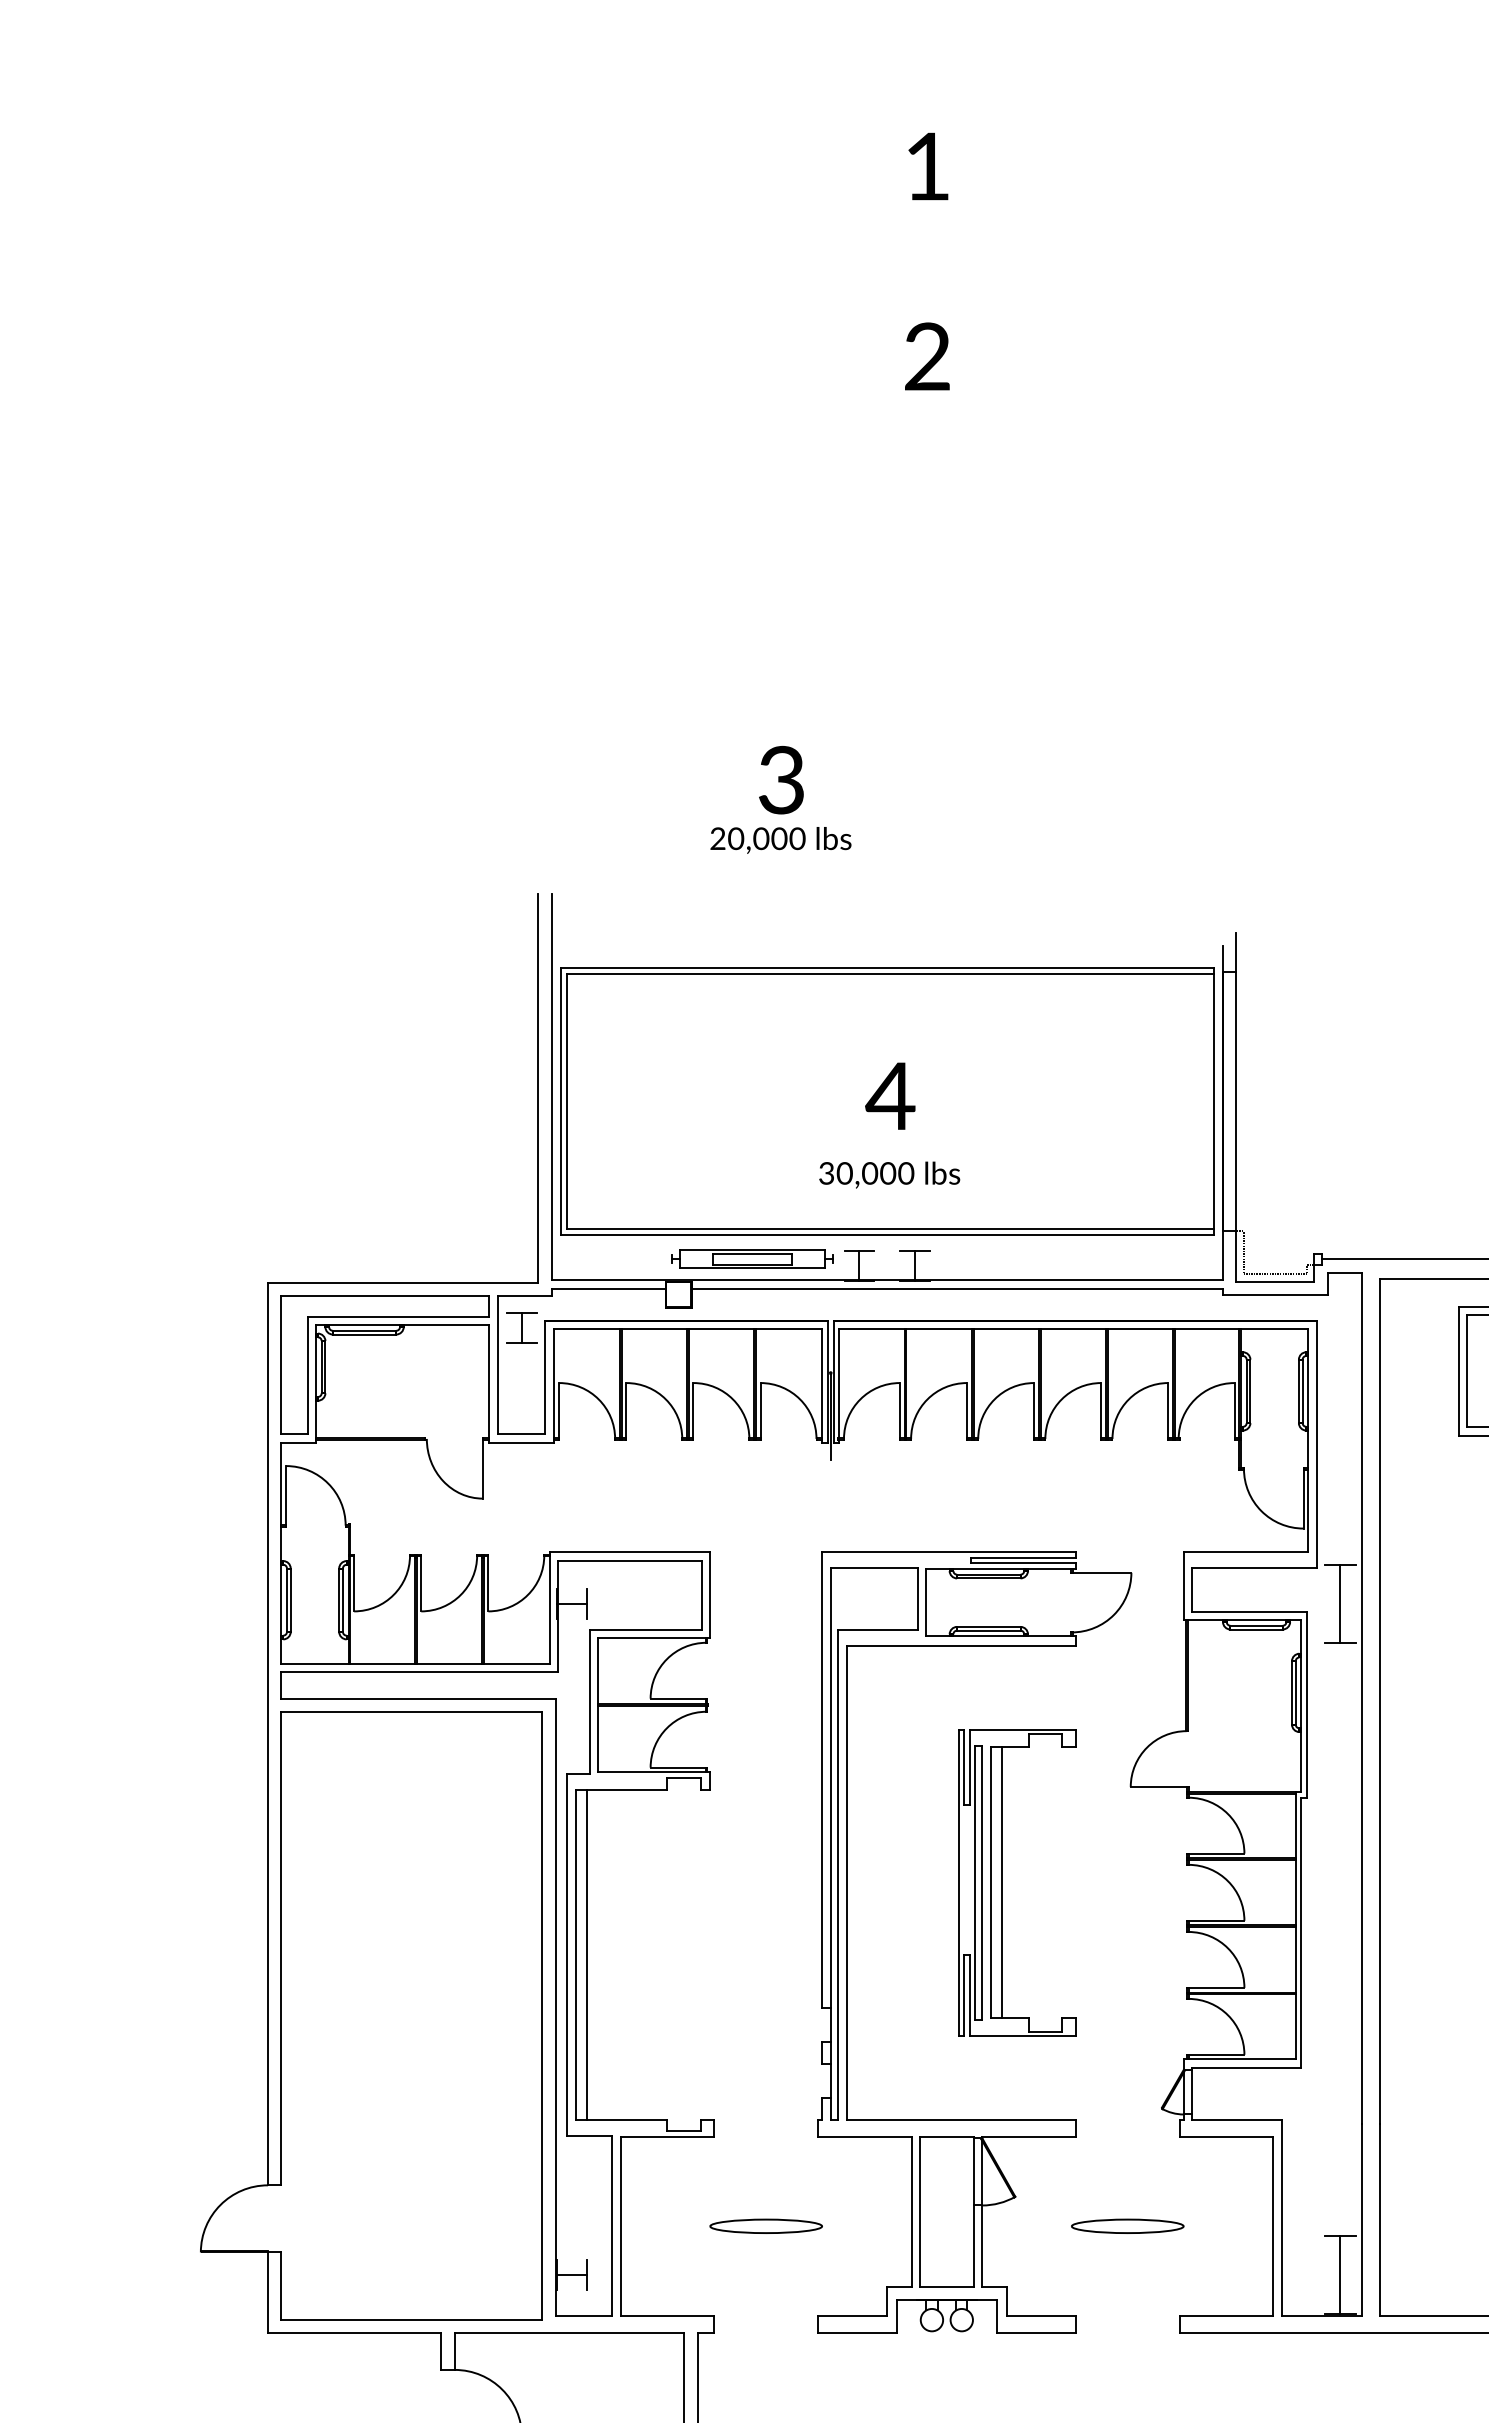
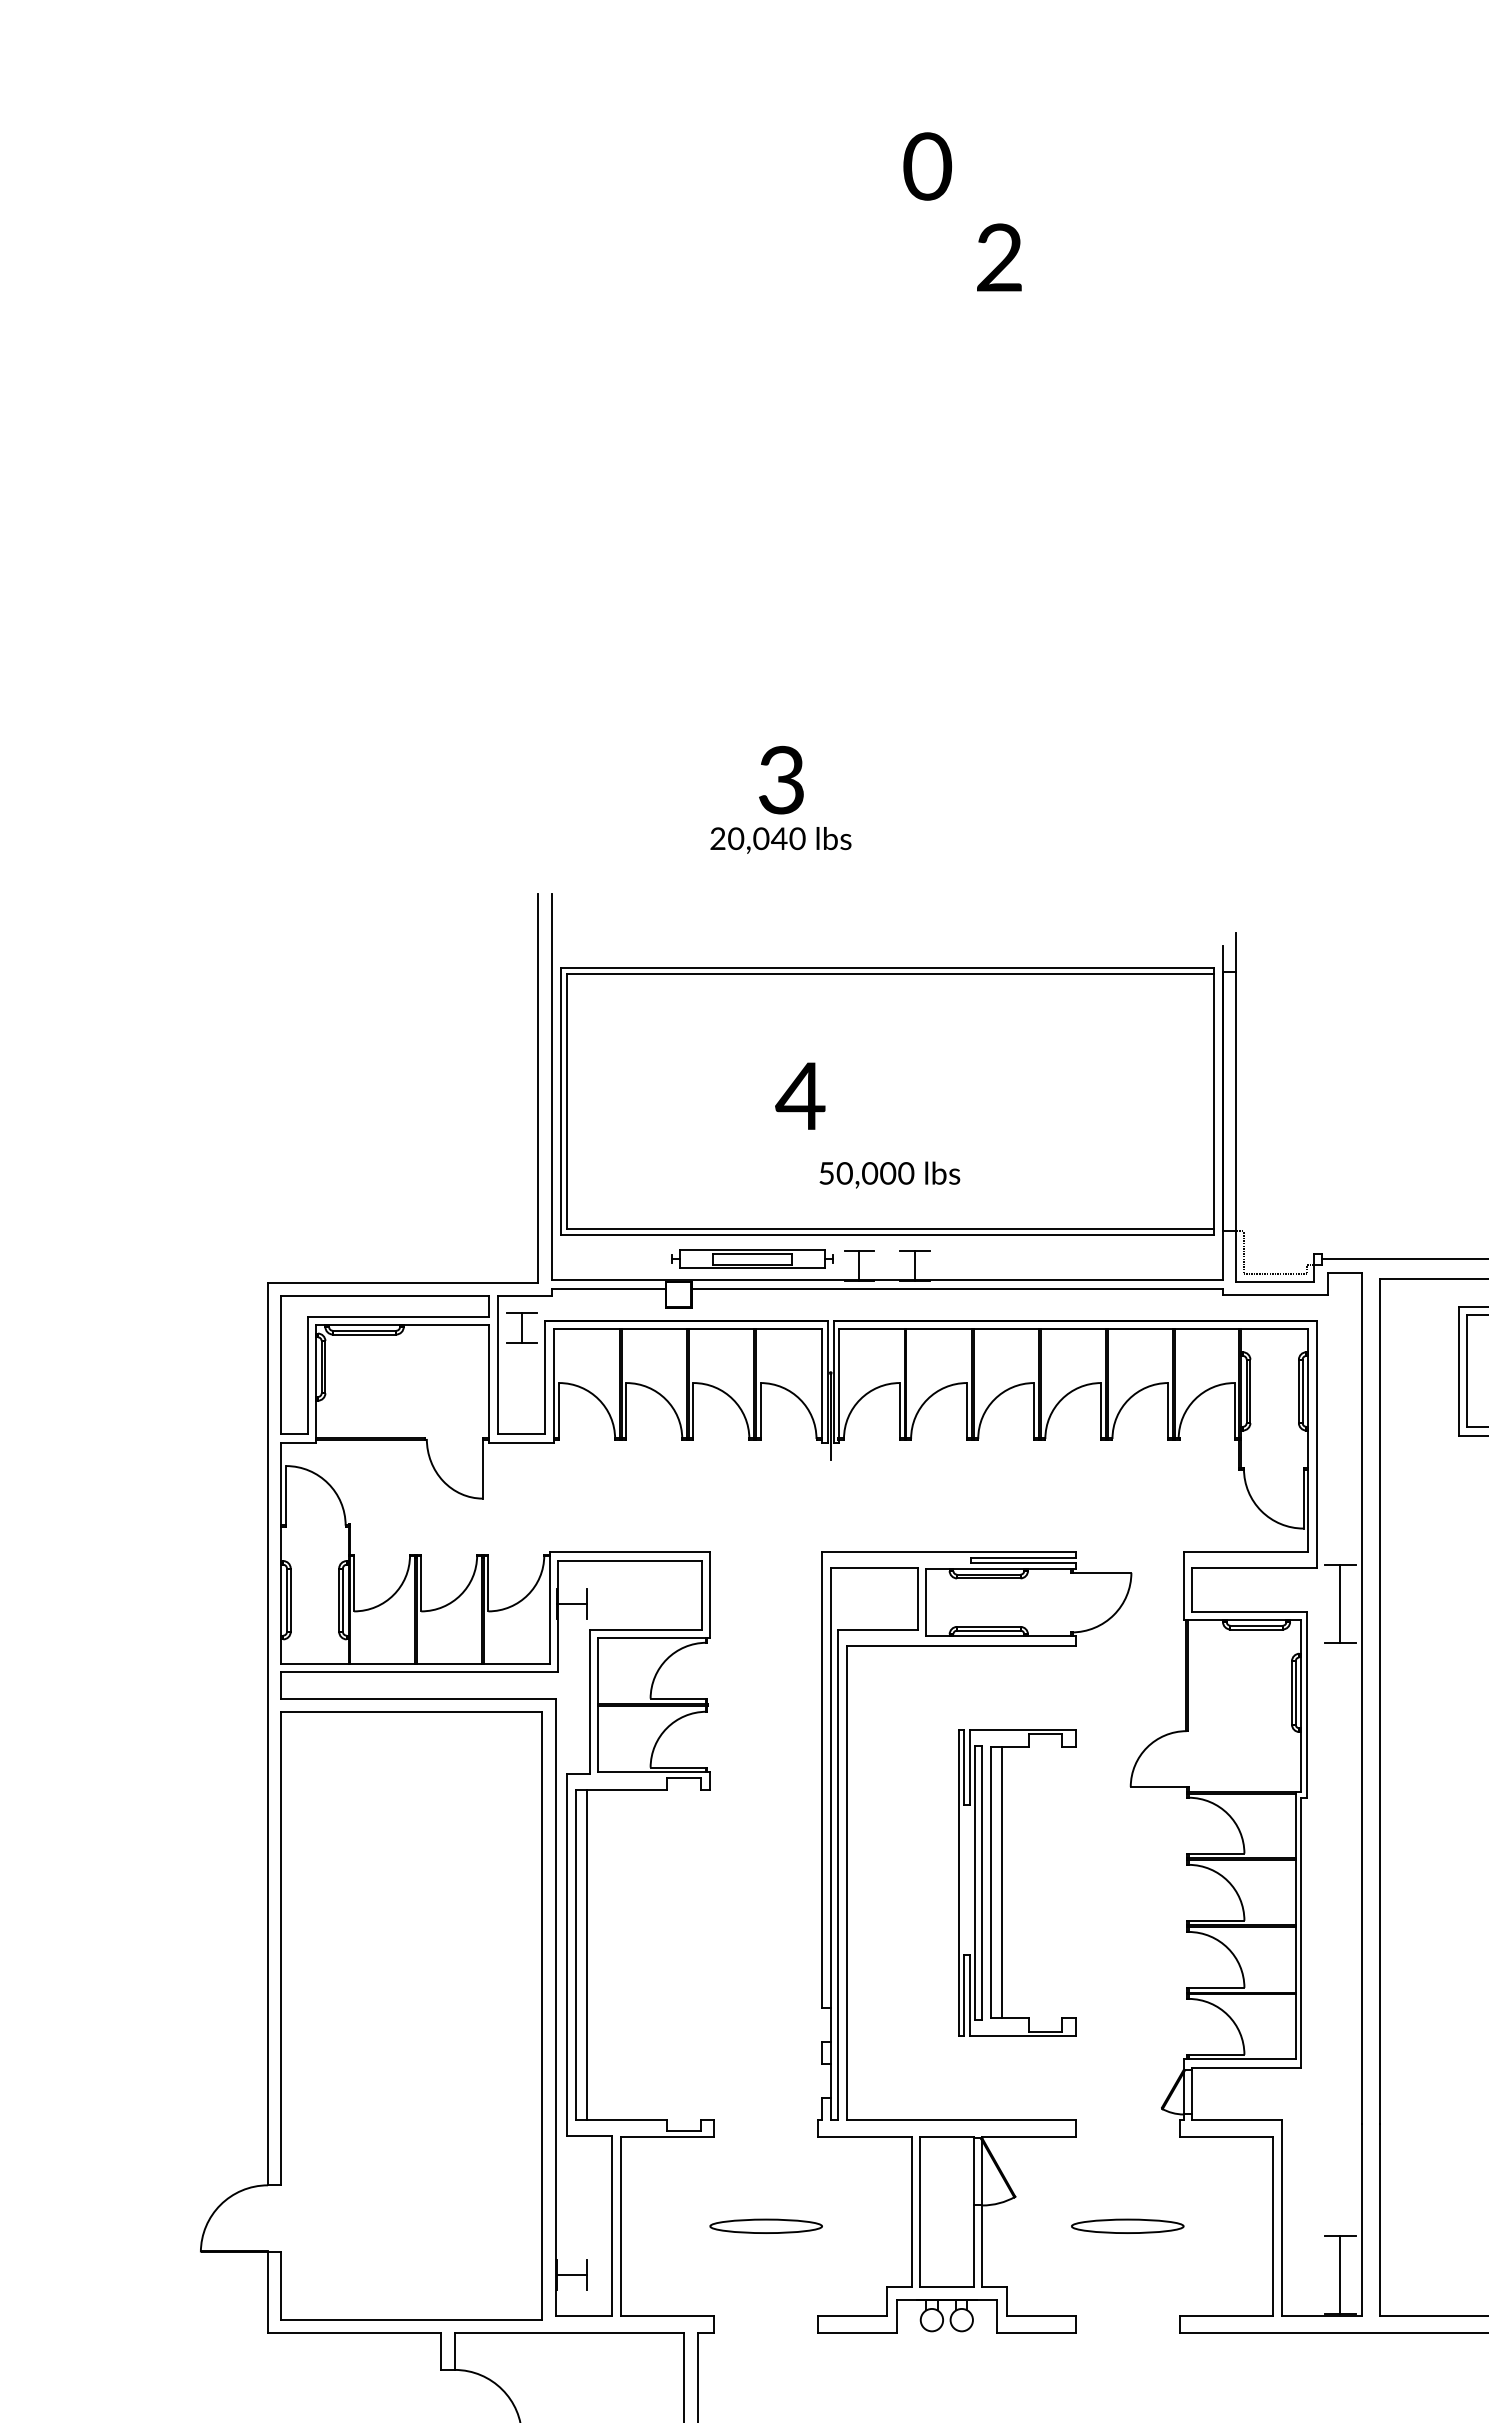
text: 1 -> 0 (927, 166)
text position: (927, 356) -> (999, 257) (999, 257)
text: 20,000 -> 20,040 (778, 838)
text position: (890, 1095) -> (800, 1095) (800, 1095)
text: 30,000 -> 50,000 (826, 1173)
